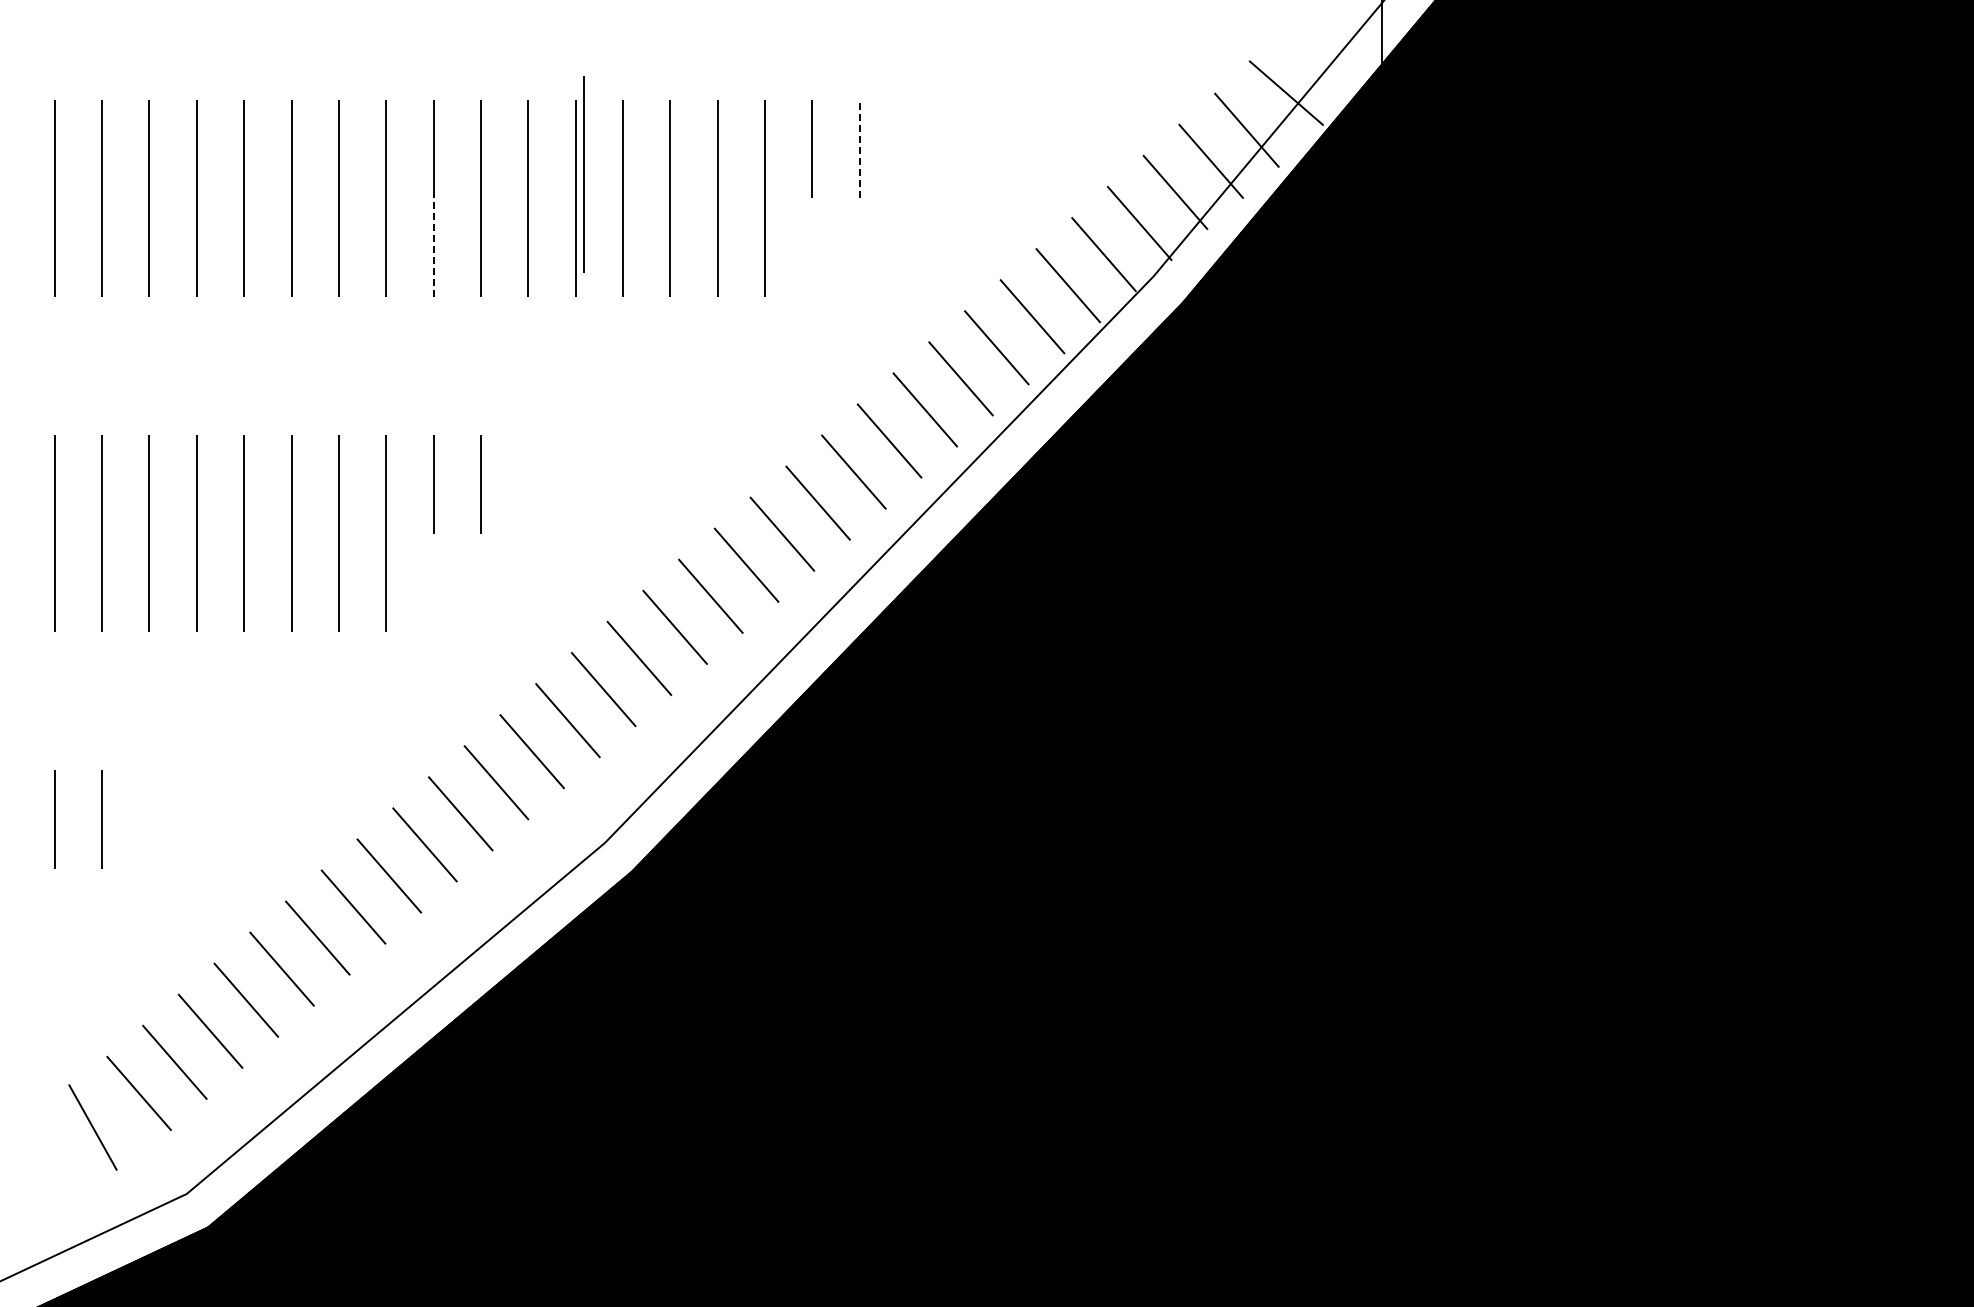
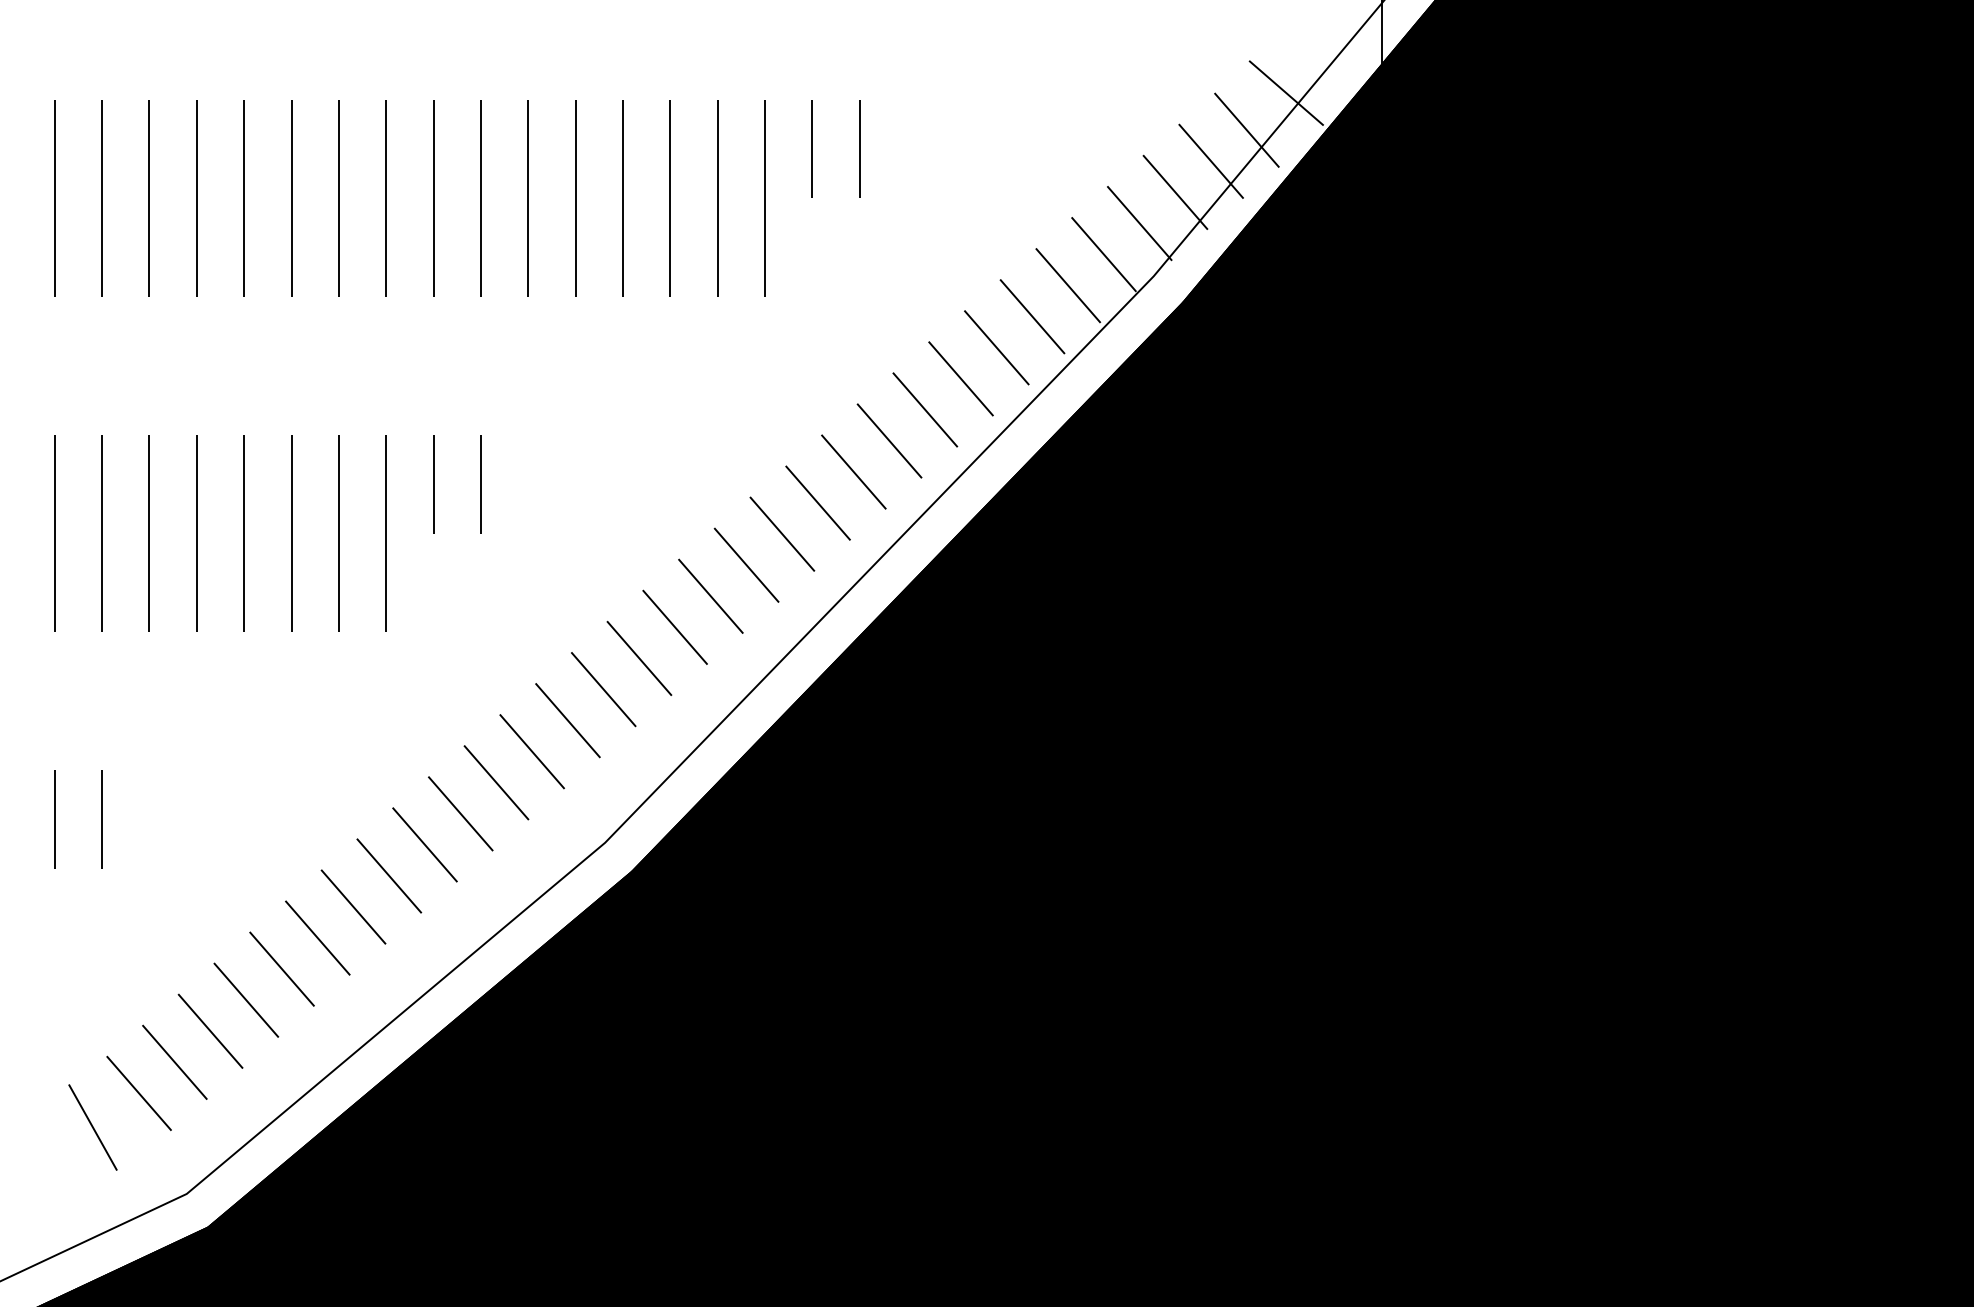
line: dashed -> solid (859, 148)
line: present -> none (583, 174)
line: dashed -> solid (433, 247)
